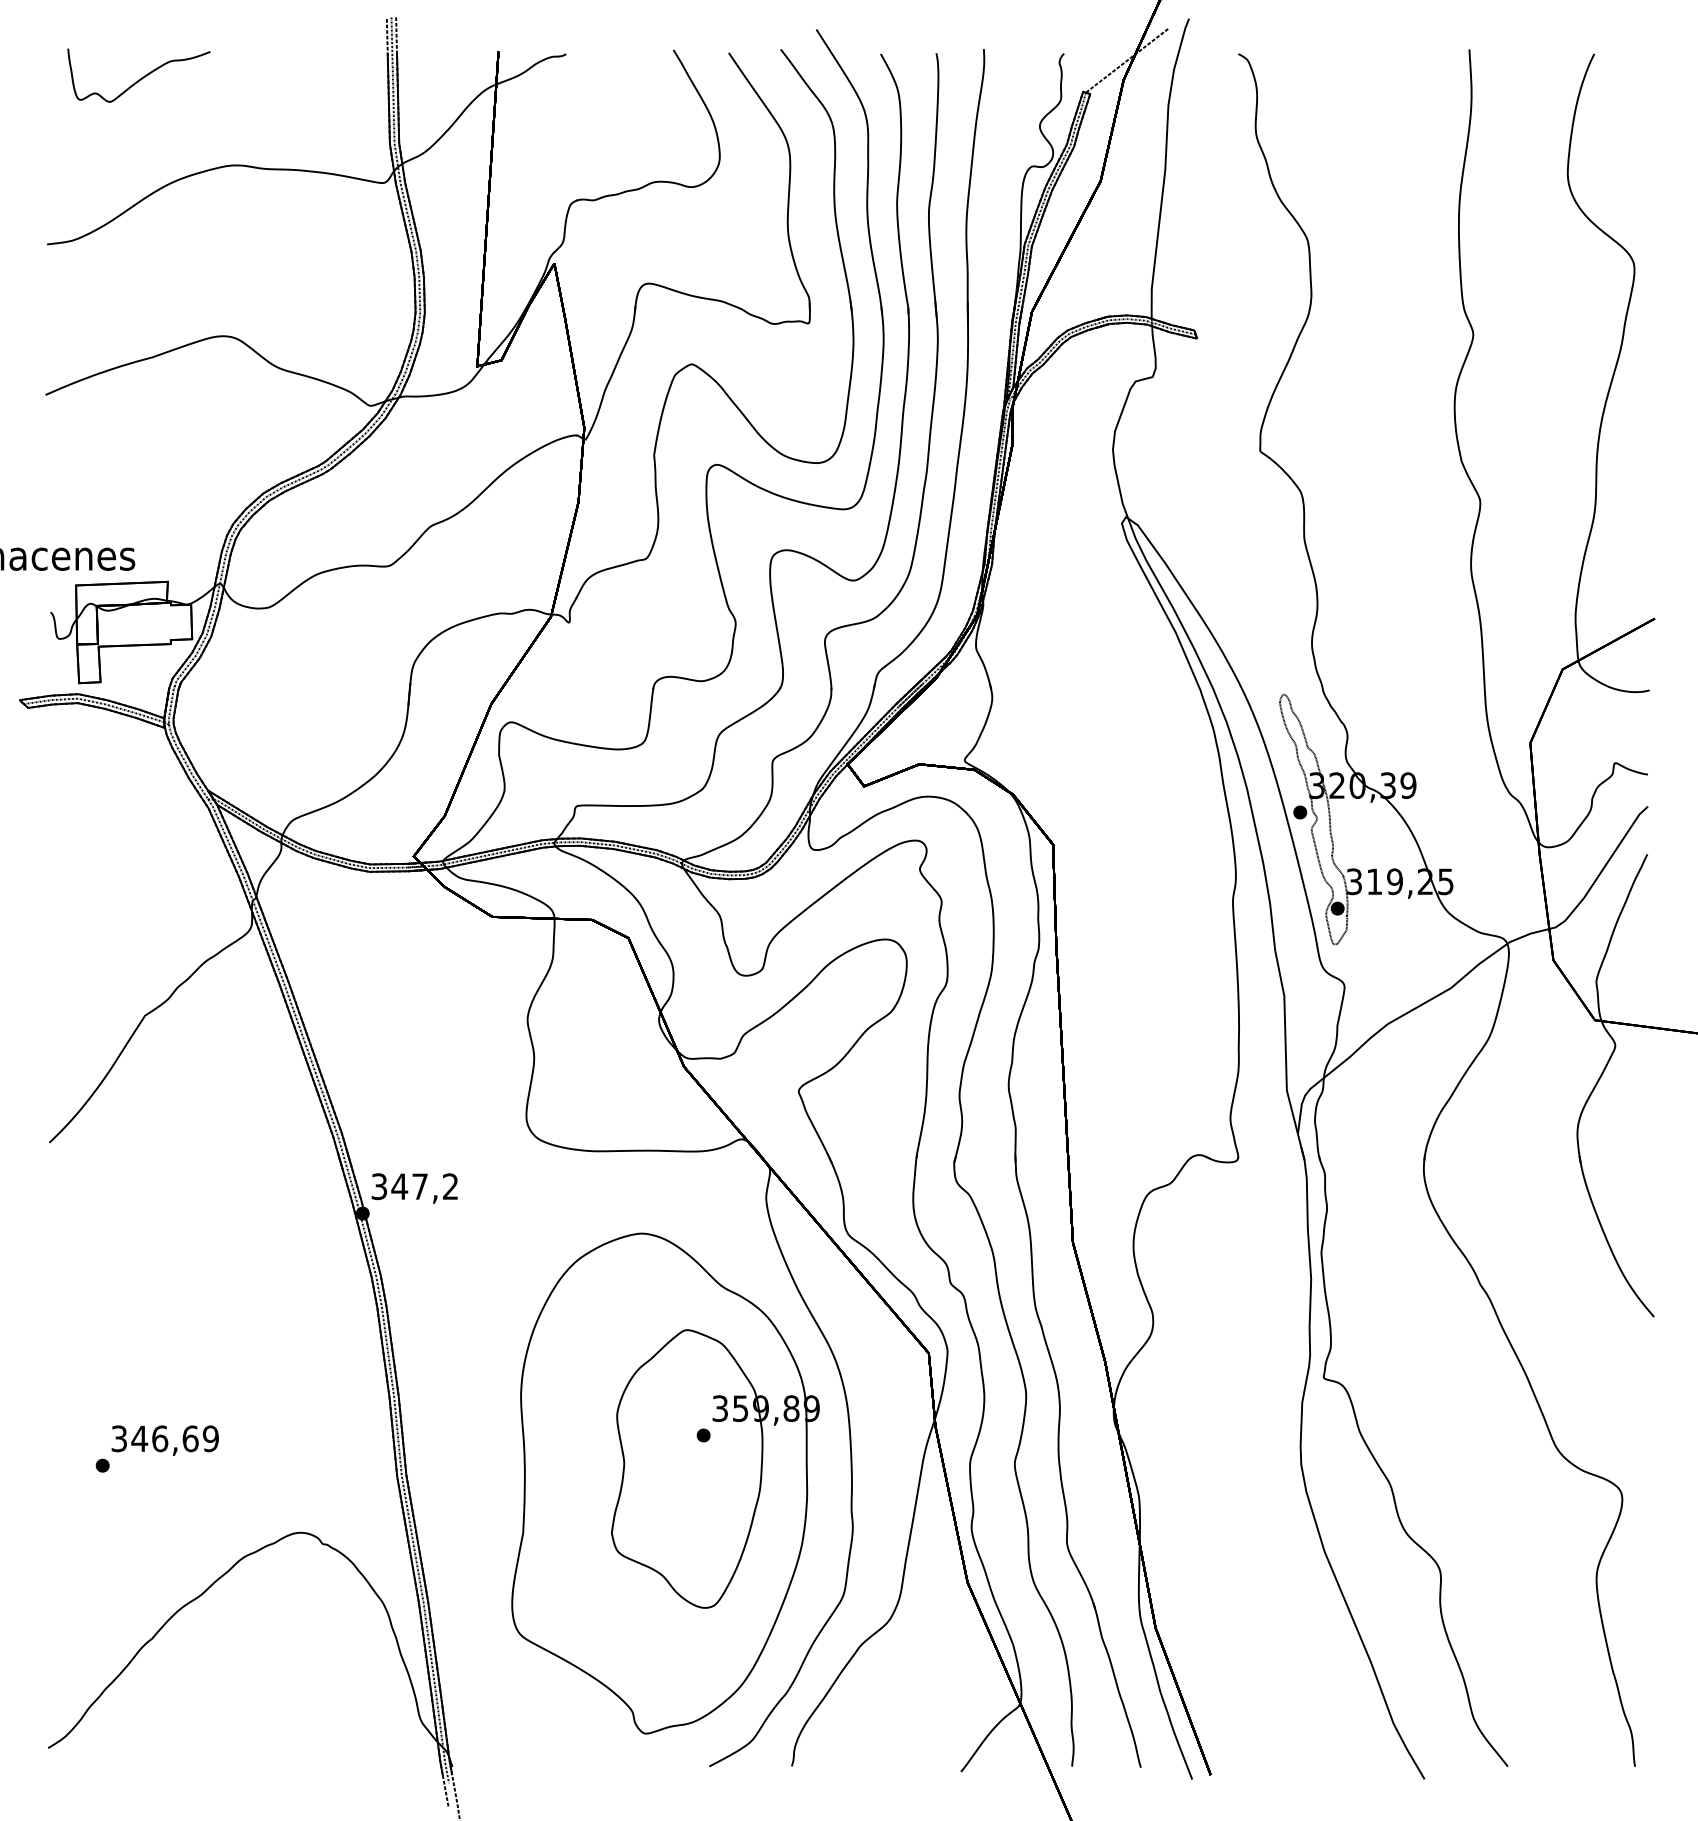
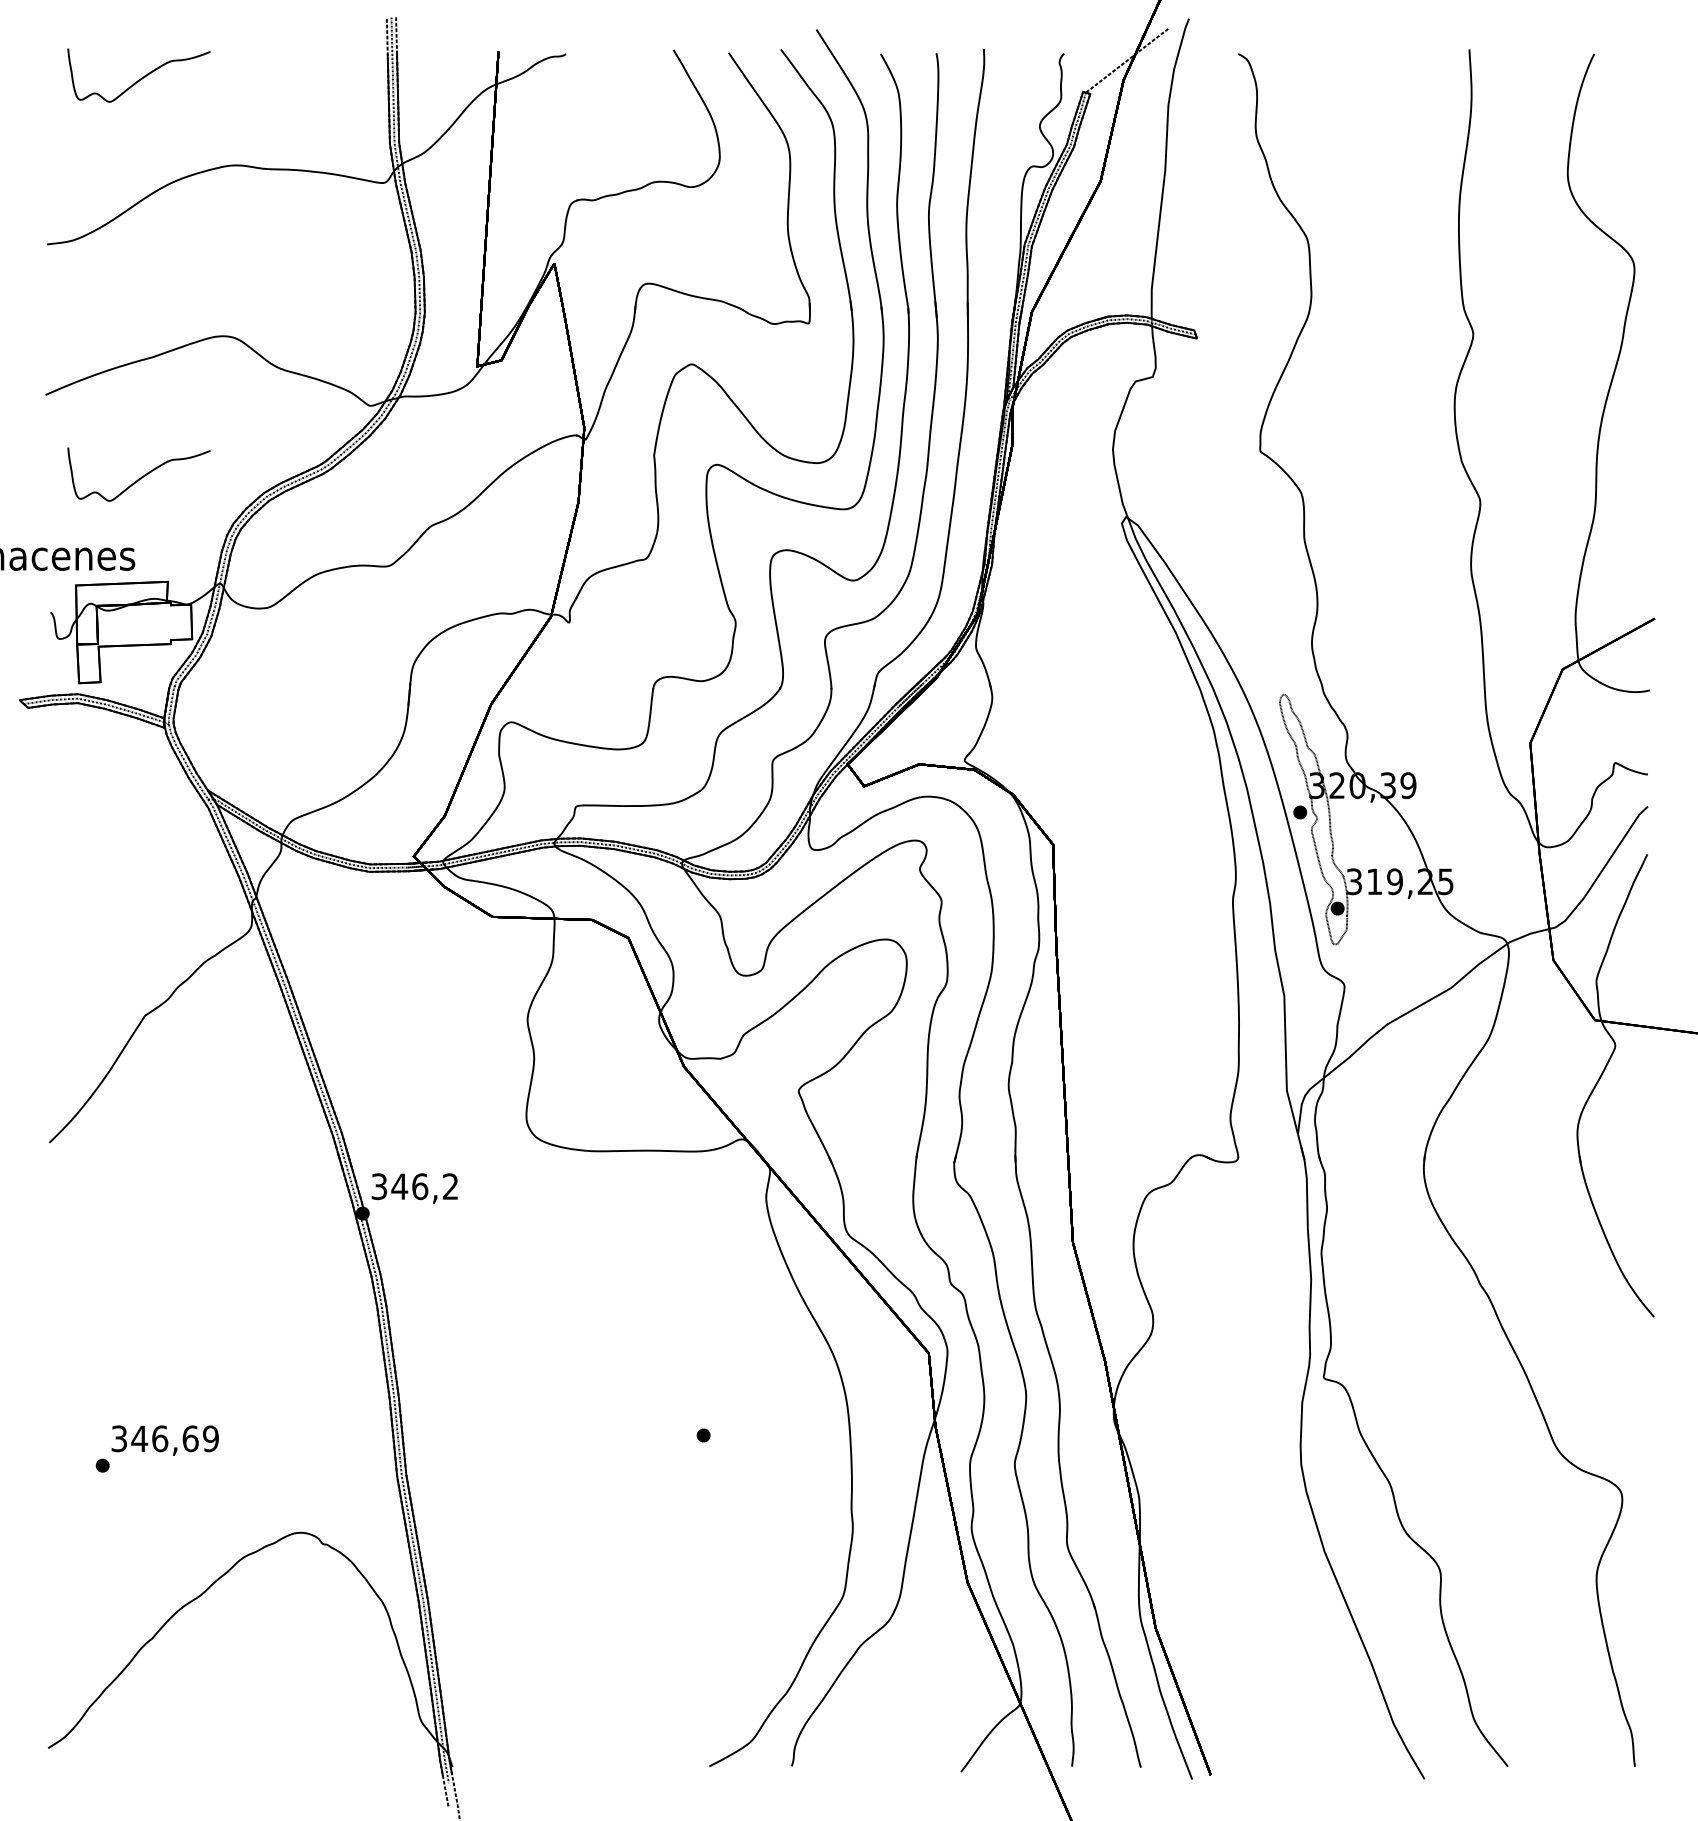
part: none -> present (138, 474)
text: 347,2 -> 346,2 (420, 1186)
part: present -> none (665, 1483)
